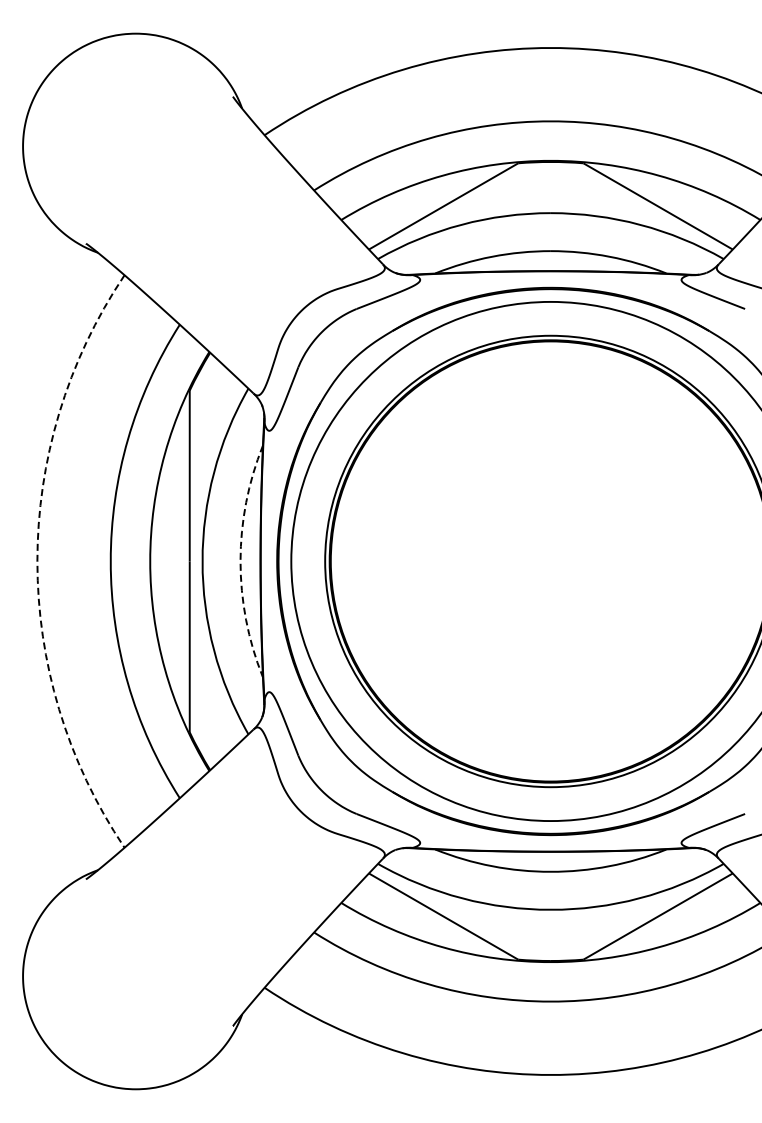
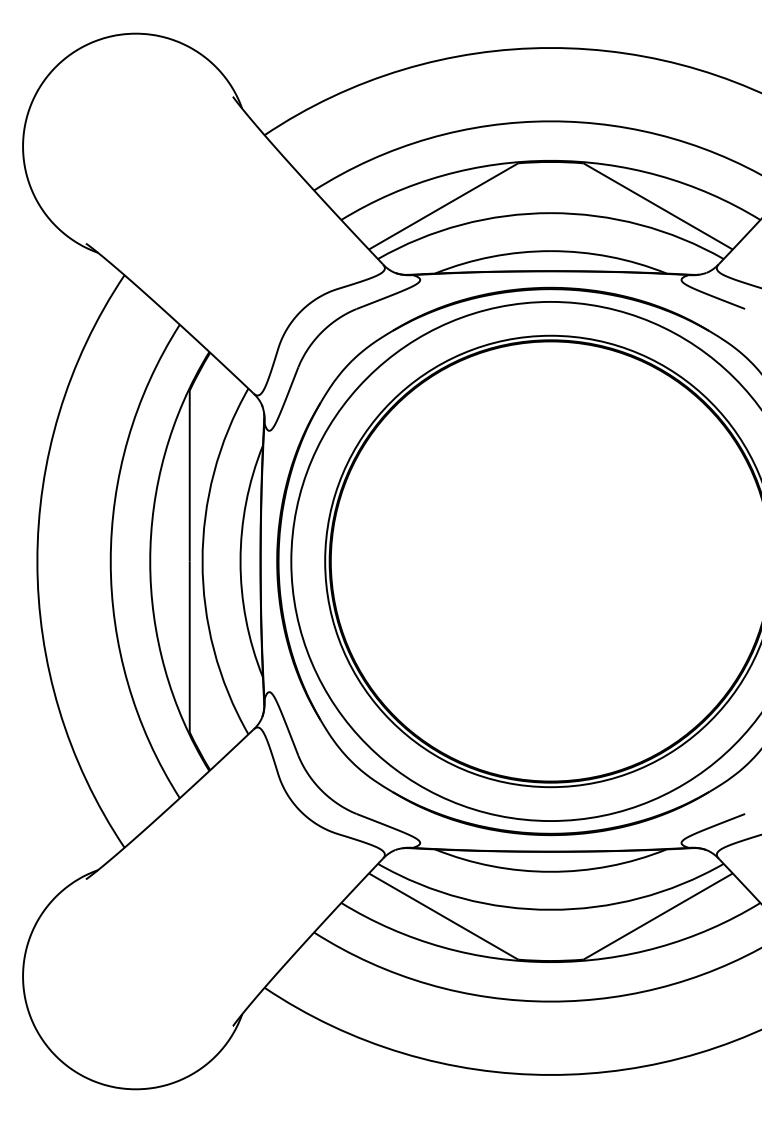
arc: dashed -> solid (37, 561)
arc: dashed -> solid (240, 561)
